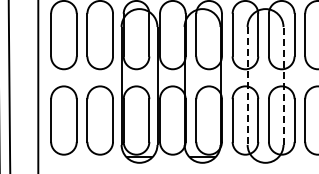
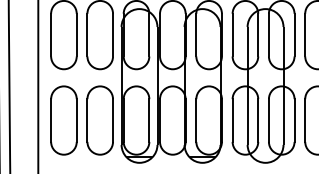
line: dashed -> solid (247, 85)
line: dashed -> solid (283, 85)
